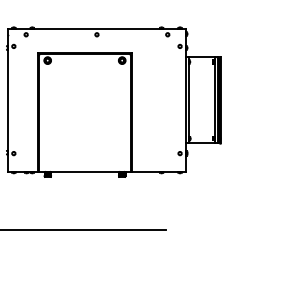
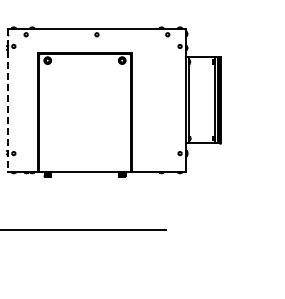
line: solid -> dashed (7, 100)
